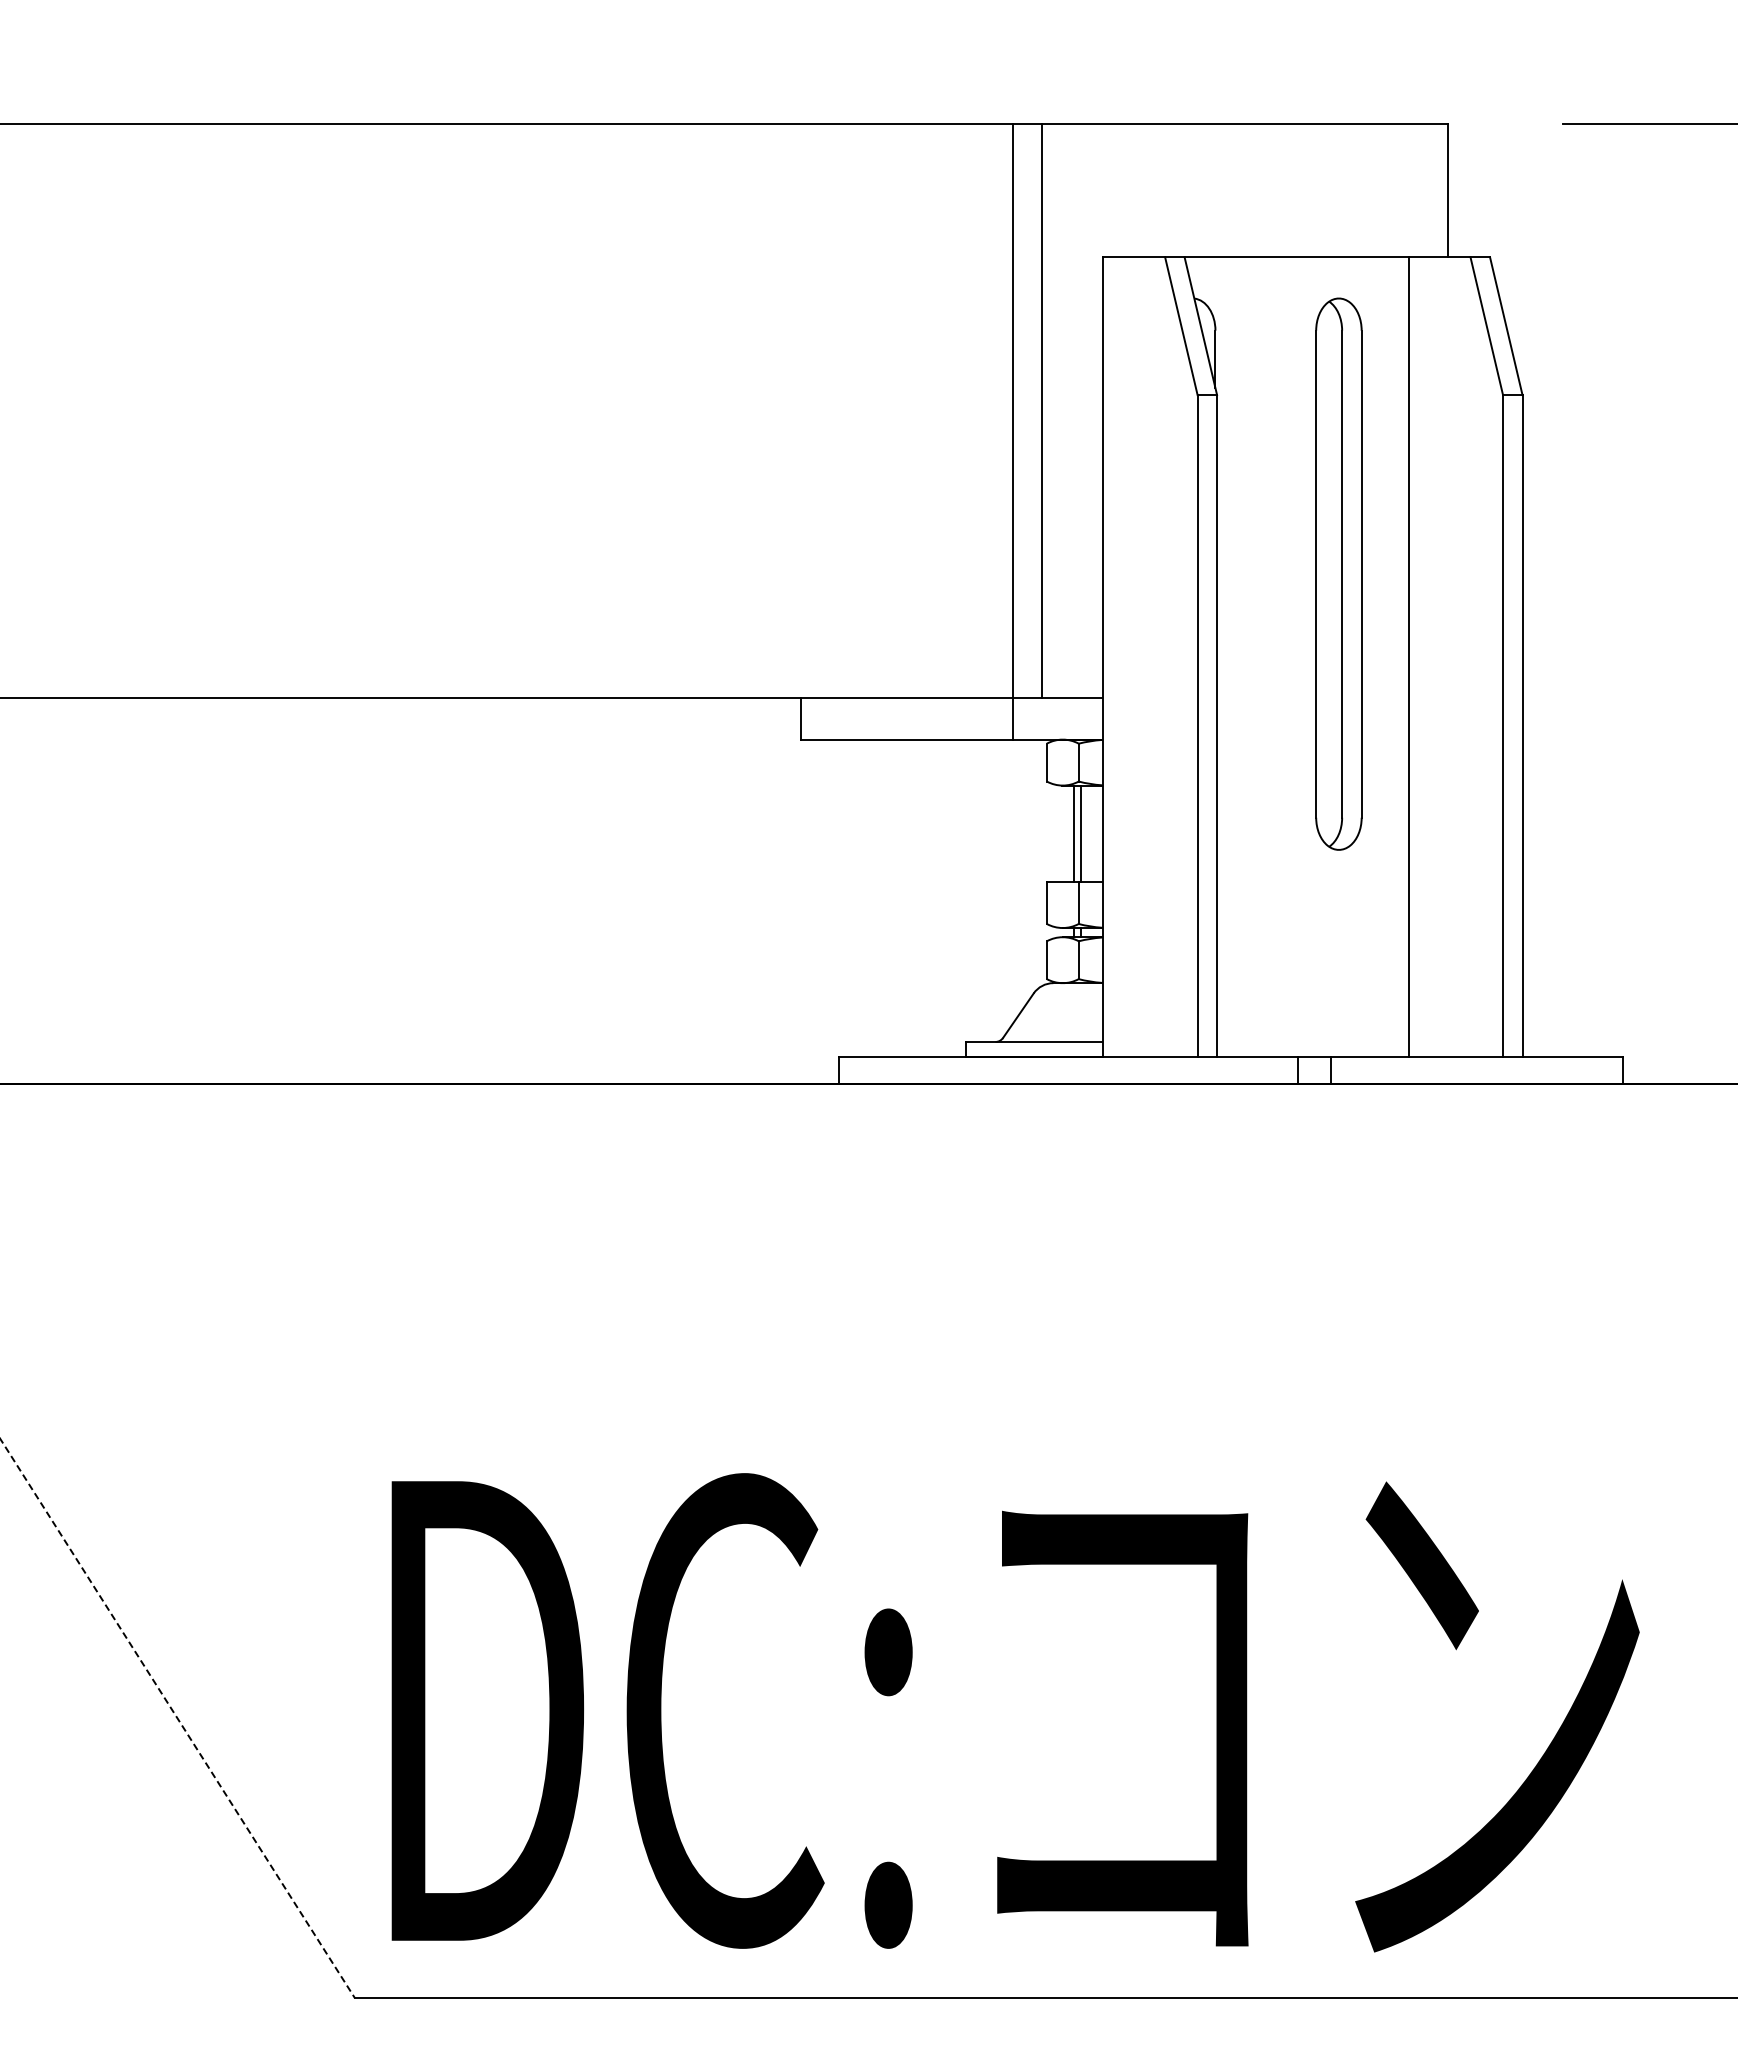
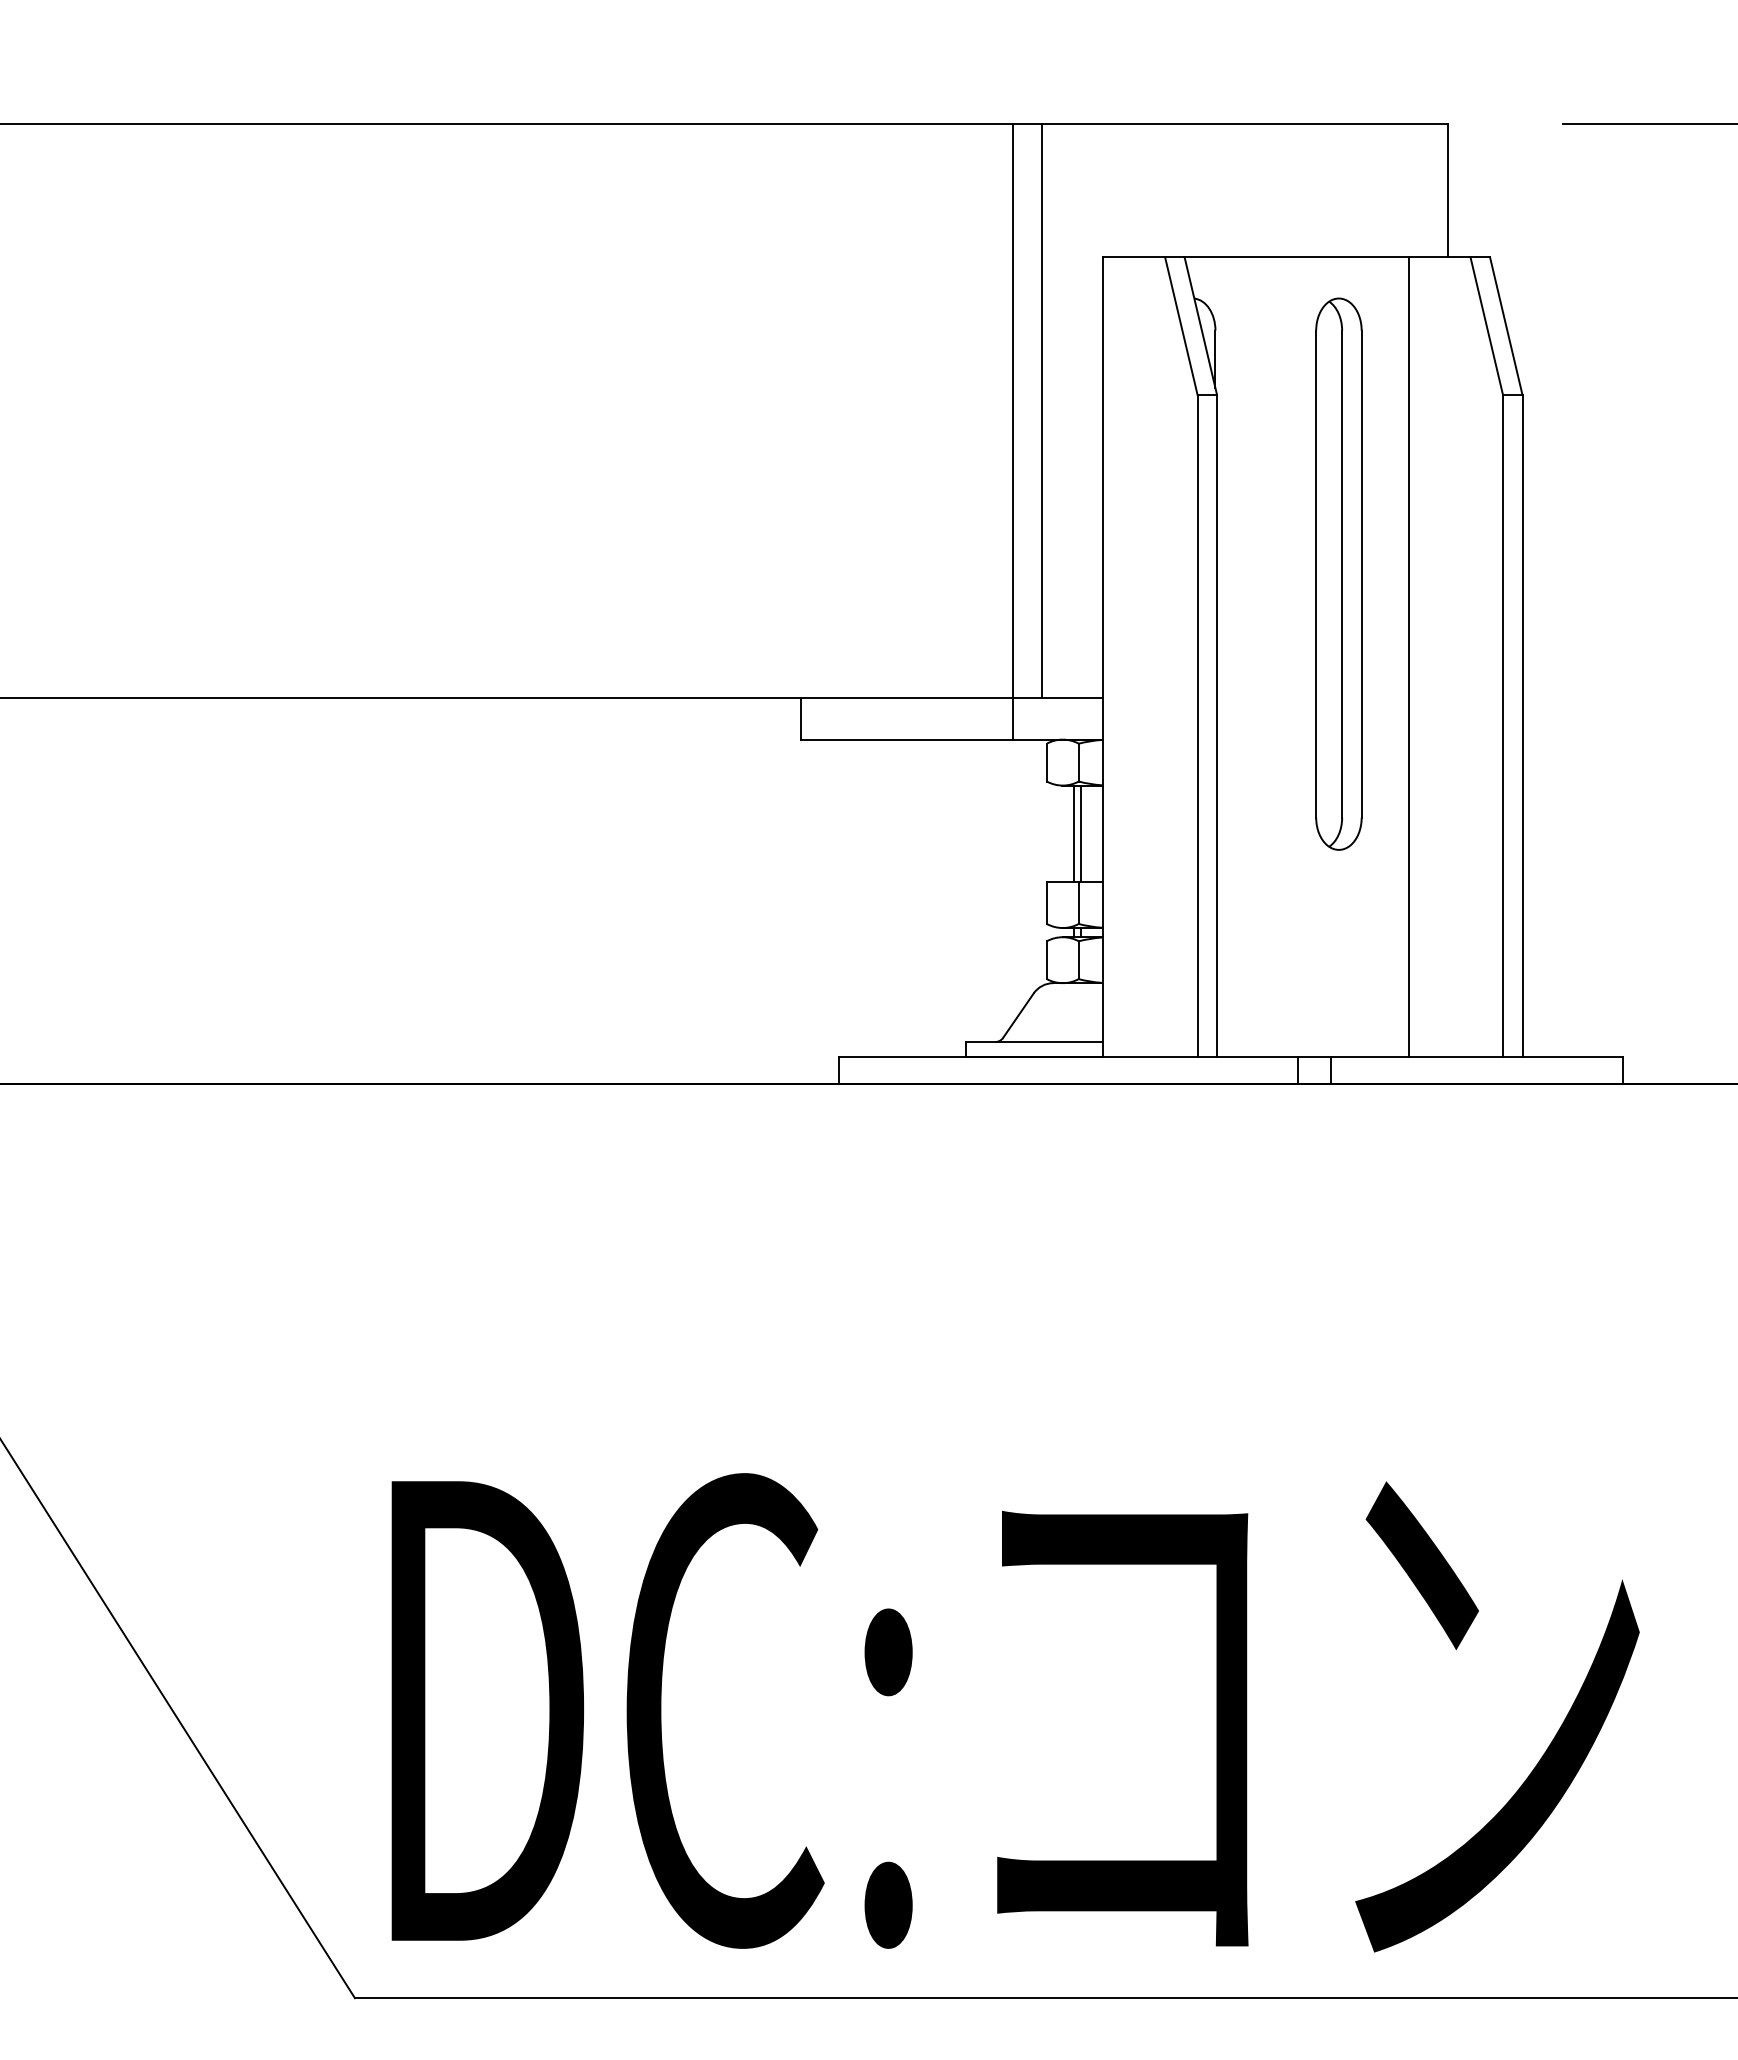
line: dashed -> solid (177, 1718)
